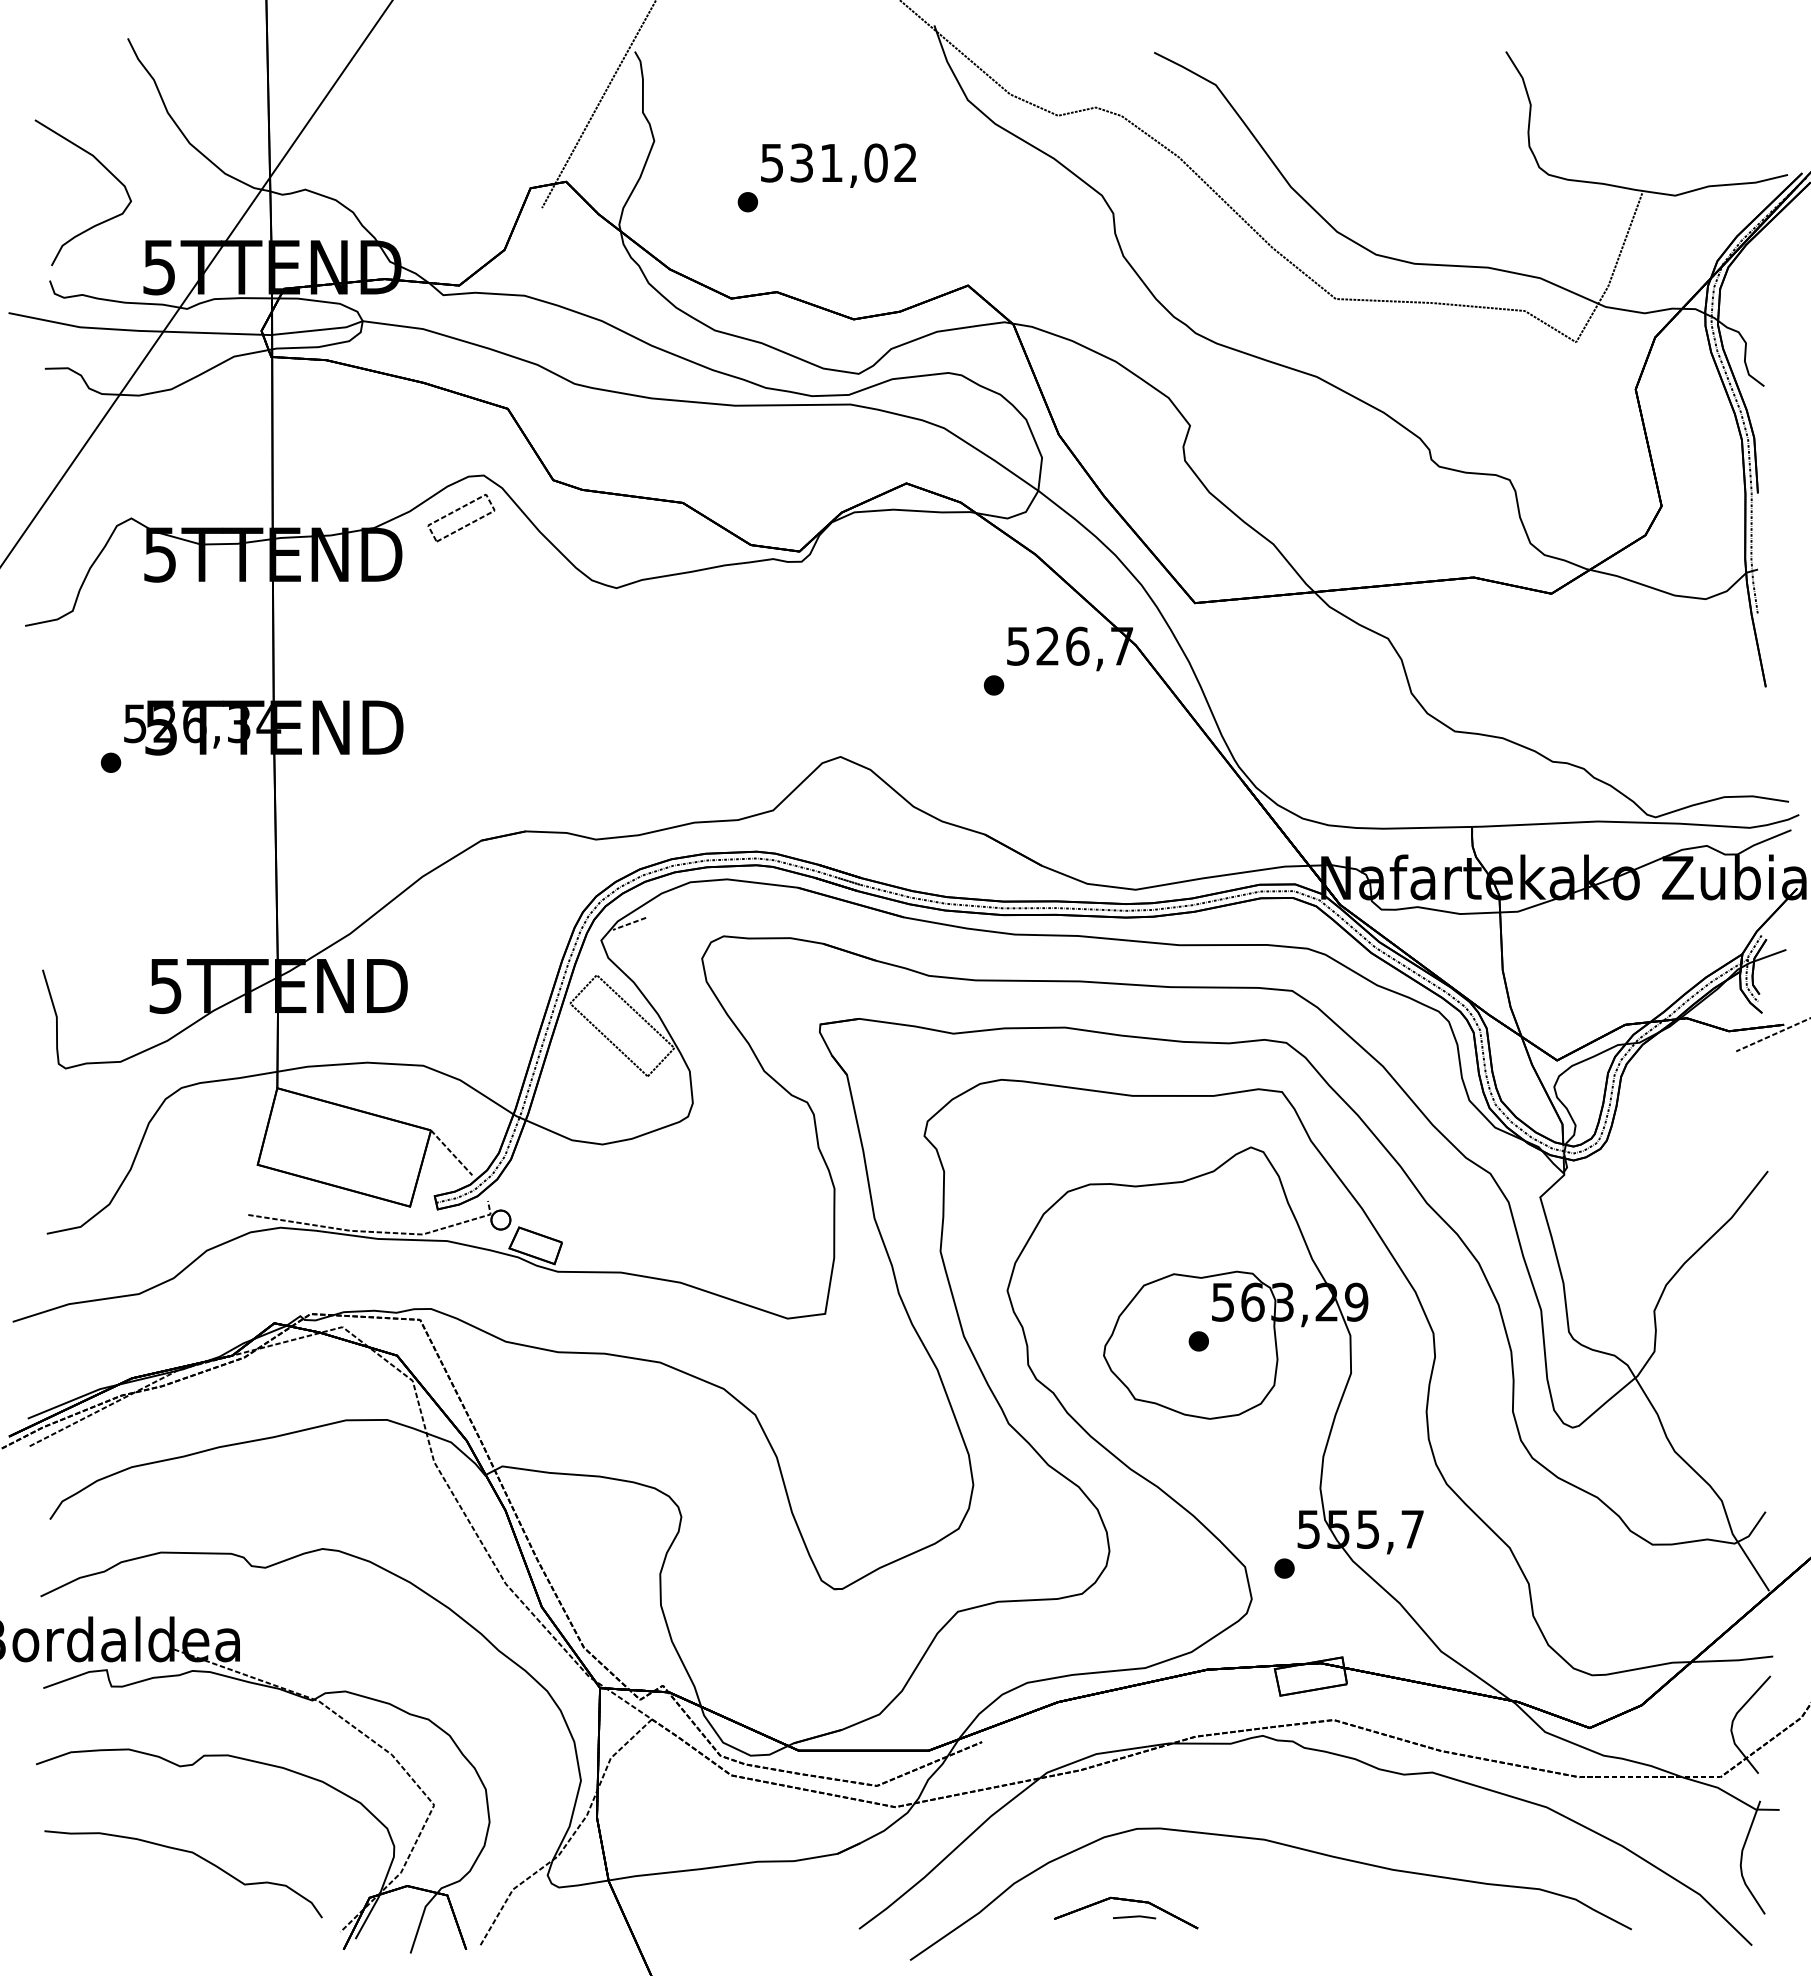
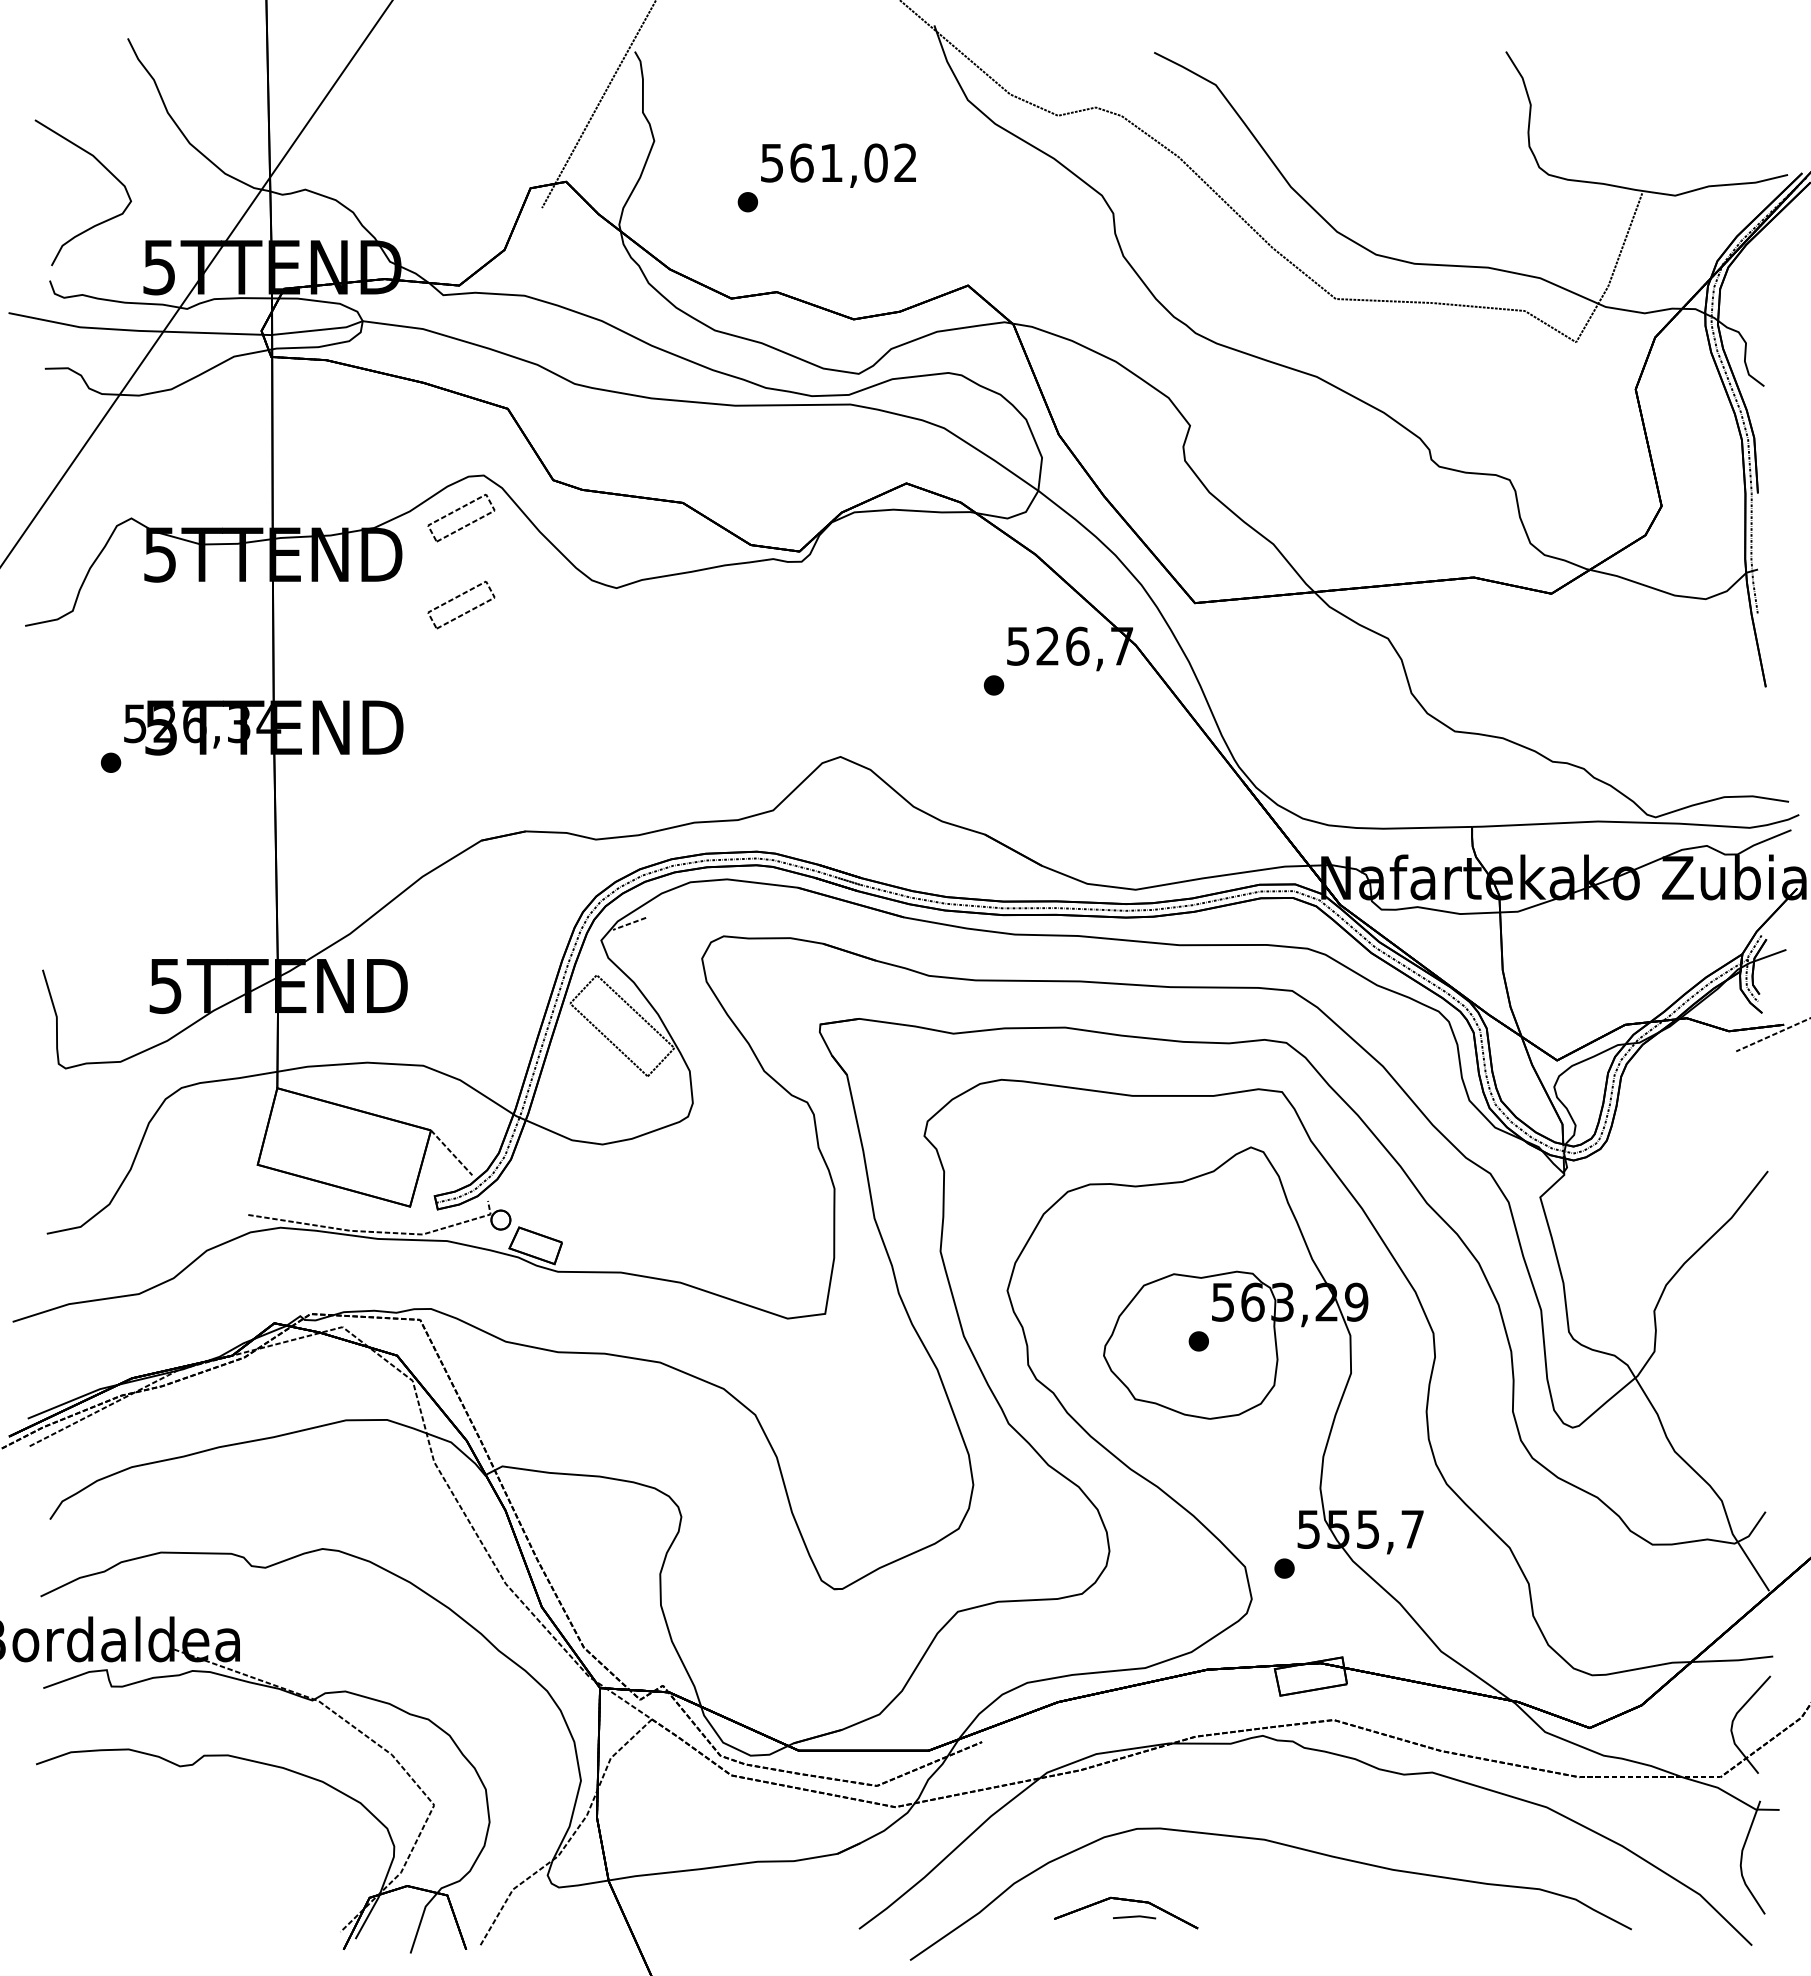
text: 531,02 -> 561,02 (801, 162)
part: none -> present (458, 597)
part: present -> none (186, 1852)
